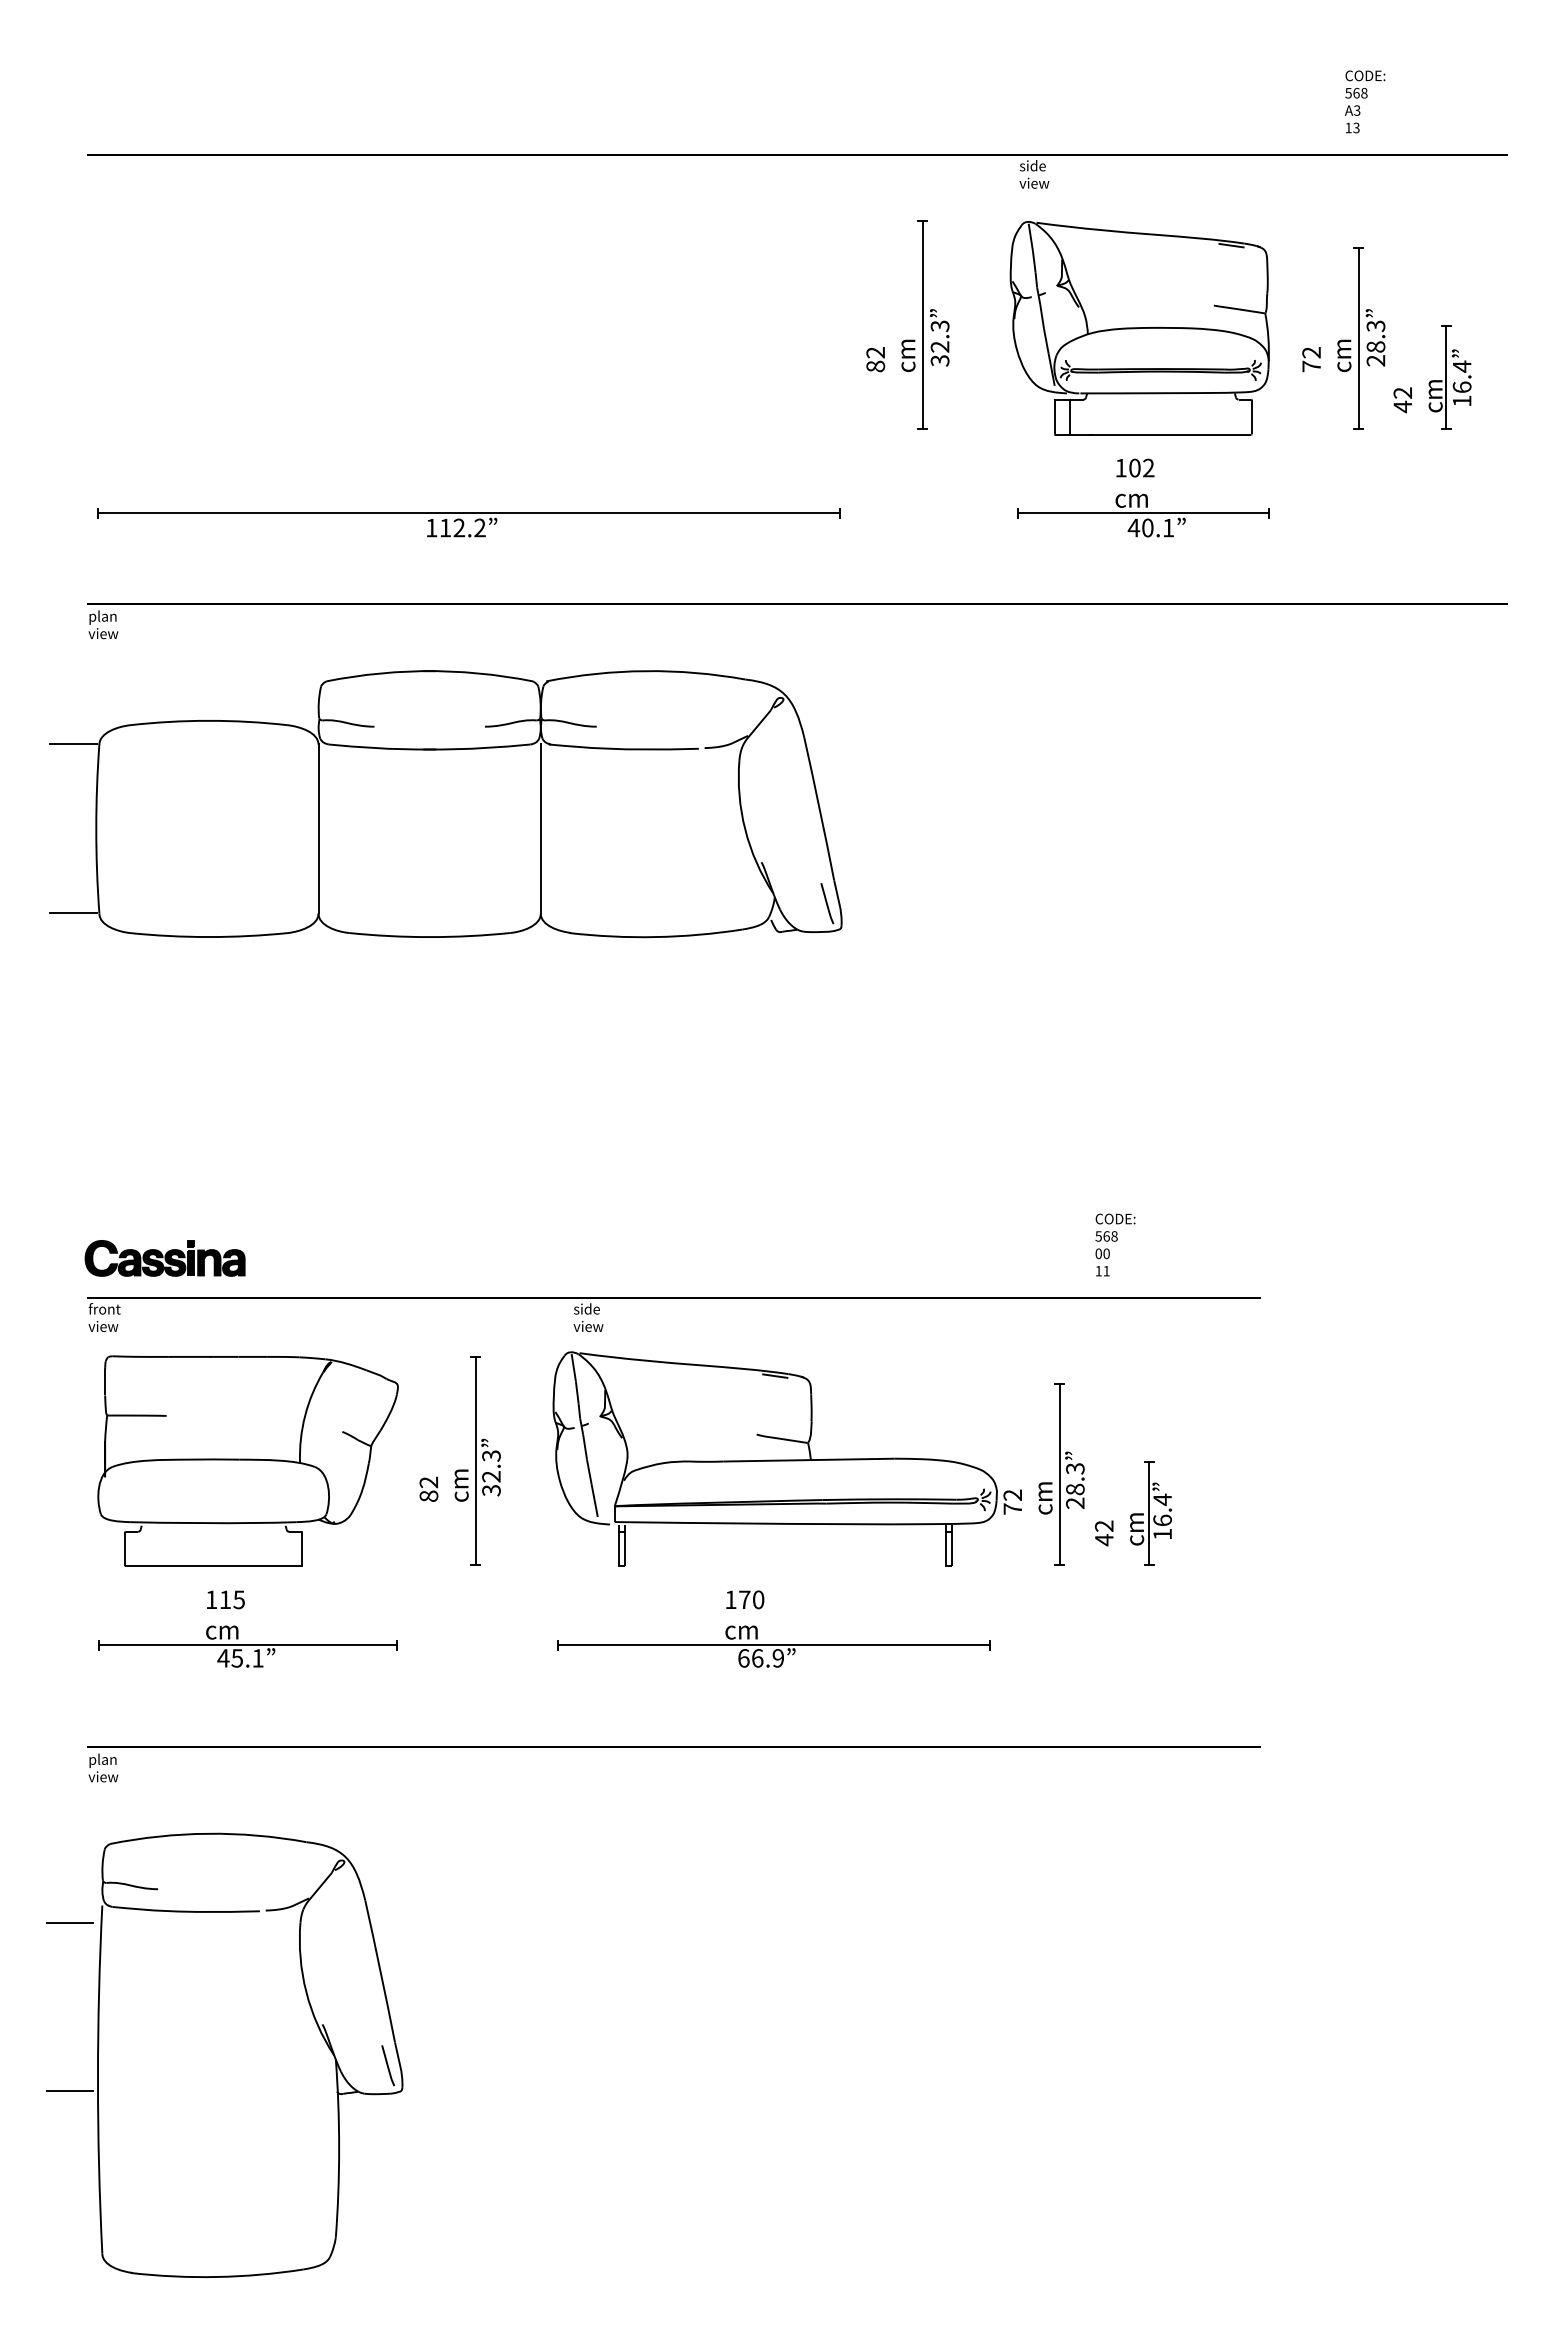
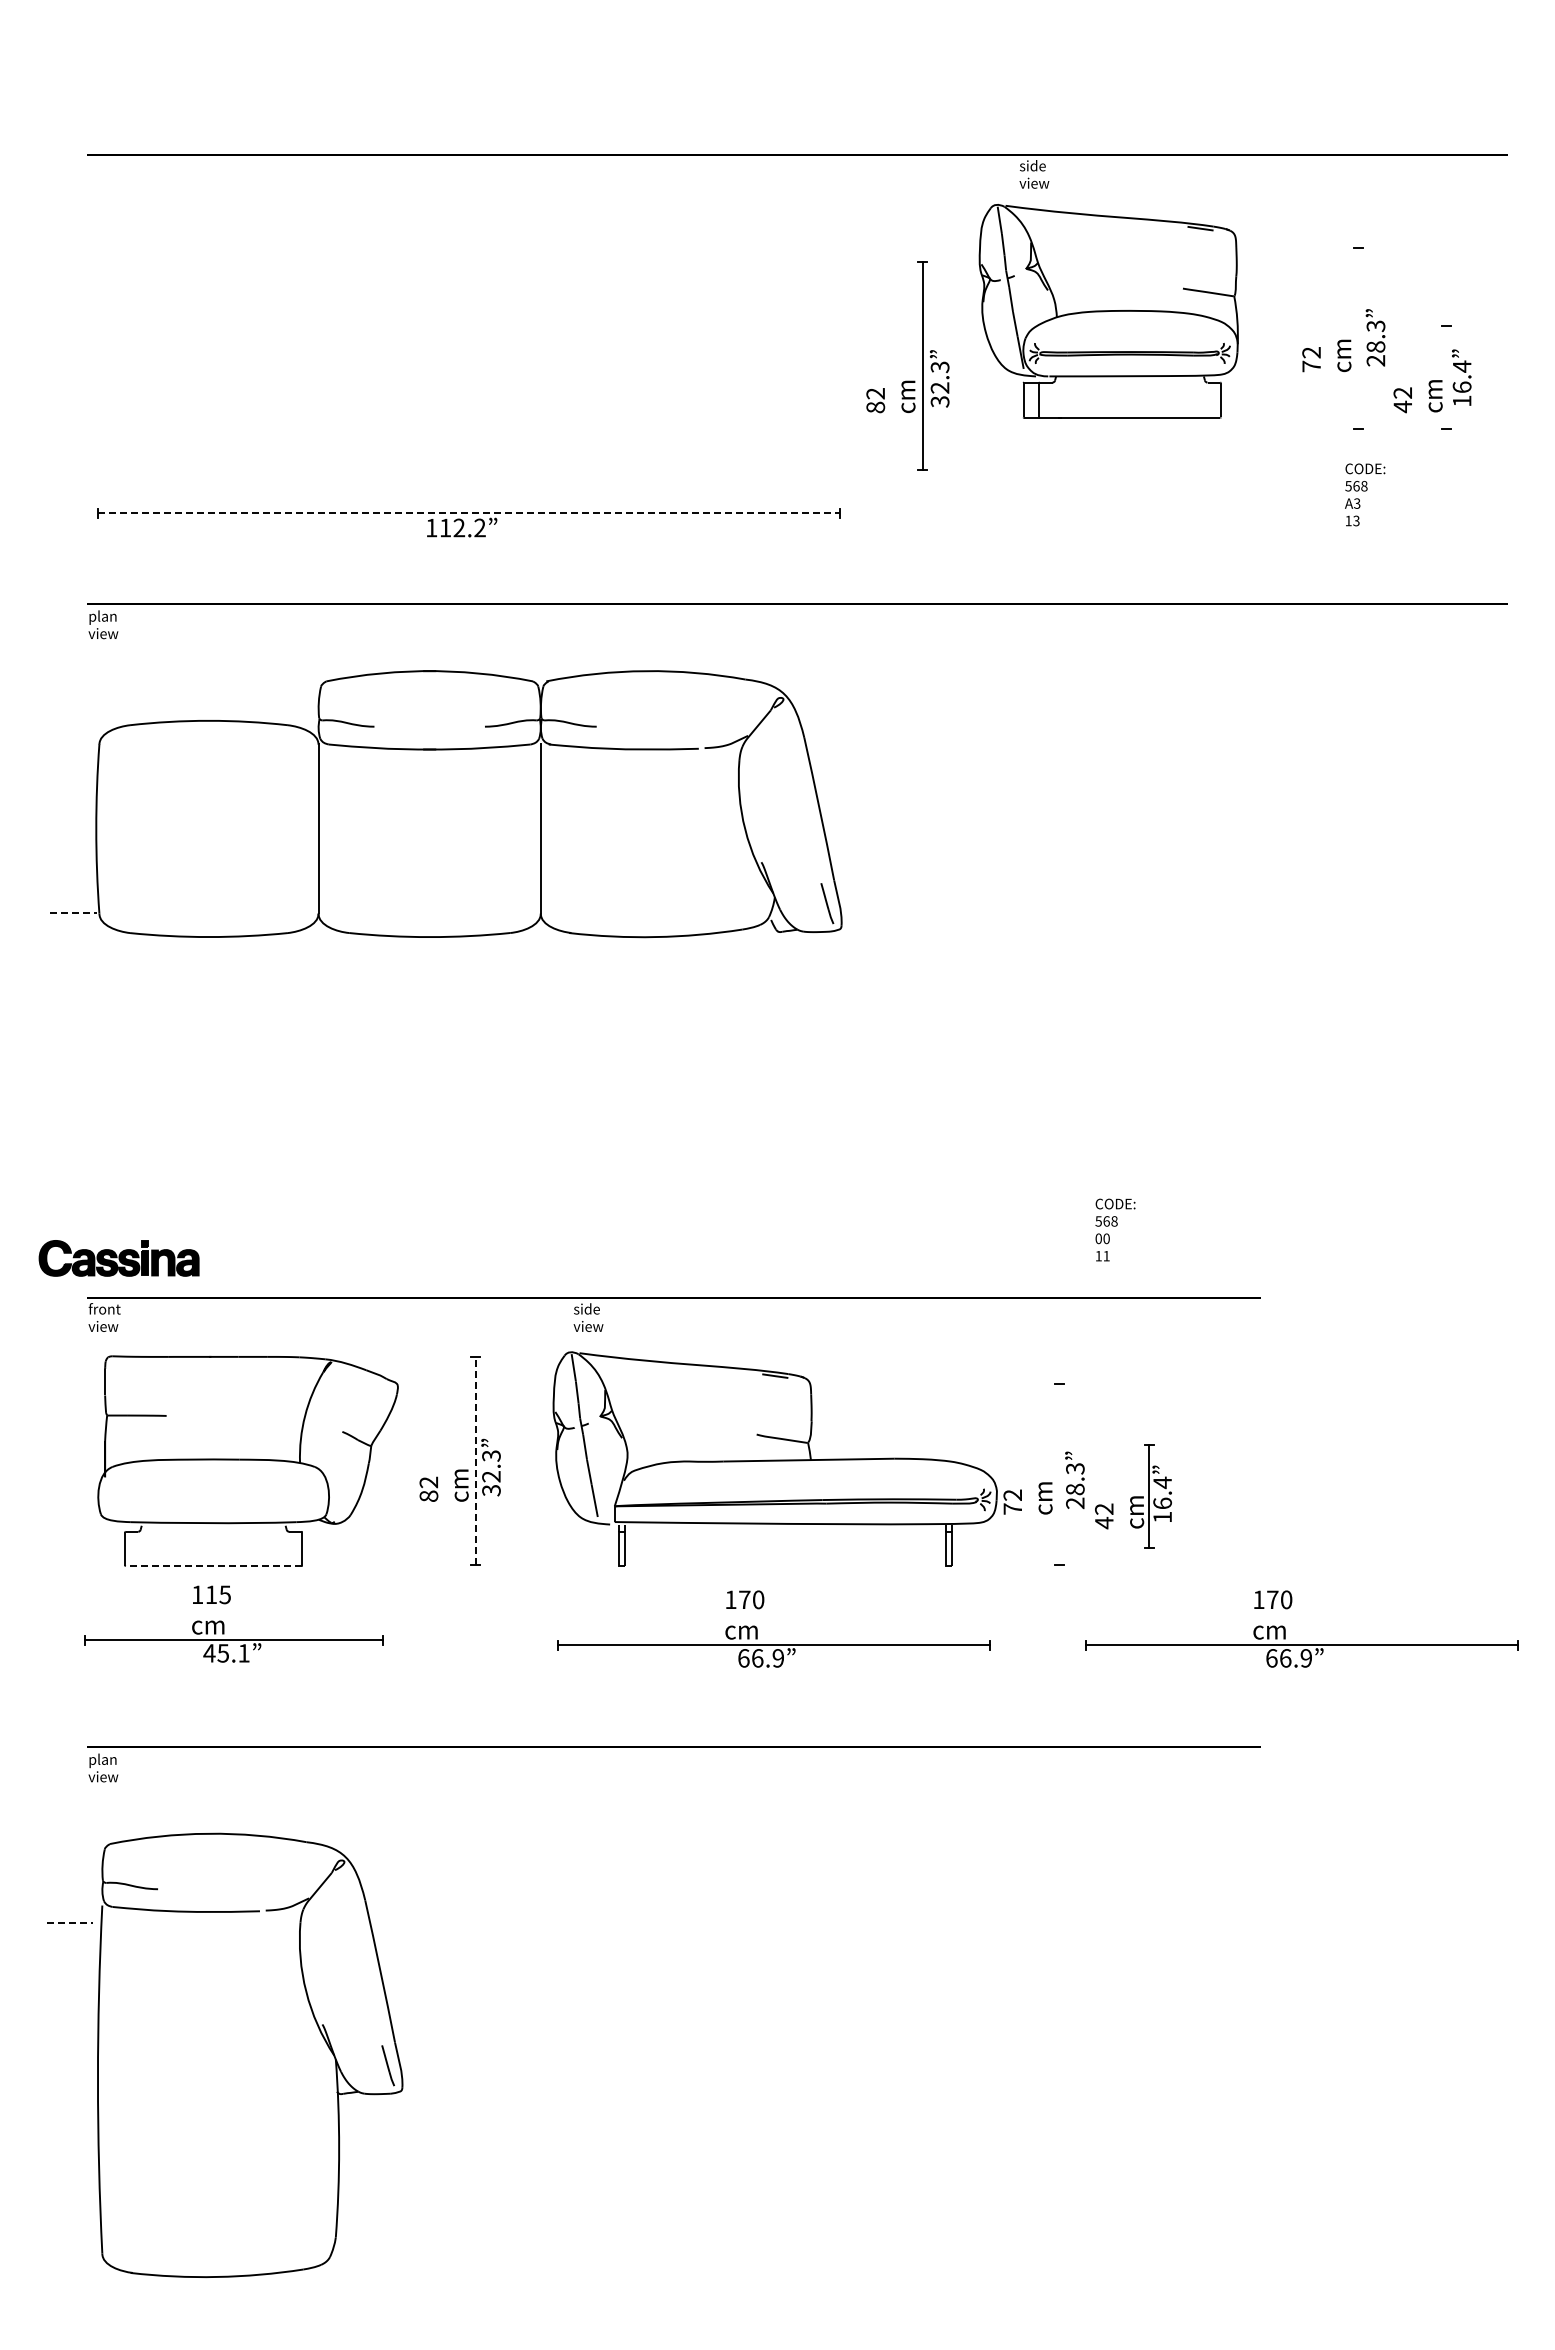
text position: (1365, 101) -> (1365, 494) (1365, 494)
part position: (922, 324) -> (922, 365) (922, 365)
part position: (1139, 328) -> (1108, 311) (1108, 311)
line: present -> none (1358, 337)
line: present -> none (1446, 376)
part: present -> none (1143, 497)
line: solid -> dashed (468, 513)
line: present -> none (73, 744)
line: solid -> dashed (74, 913)
text position: (1115, 1244) -> (1115, 1229) (1115, 1229)
part position: (164, 1258) -> (118, 1258) (118, 1258)
line: solid -> dashed (475, 1461)
line: present -> none (1059, 1473)
part position: (1133, 1513) -> (1133, 1496) (1133, 1496)
line: solid -> dashed (213, 1566)
part: none -> present (1285, 1628)
part position: (238, 1629) -> (224, 1624) (224, 1624)
line: solid -> dashed (70, 1922)
line: present -> none (69, 2091)
